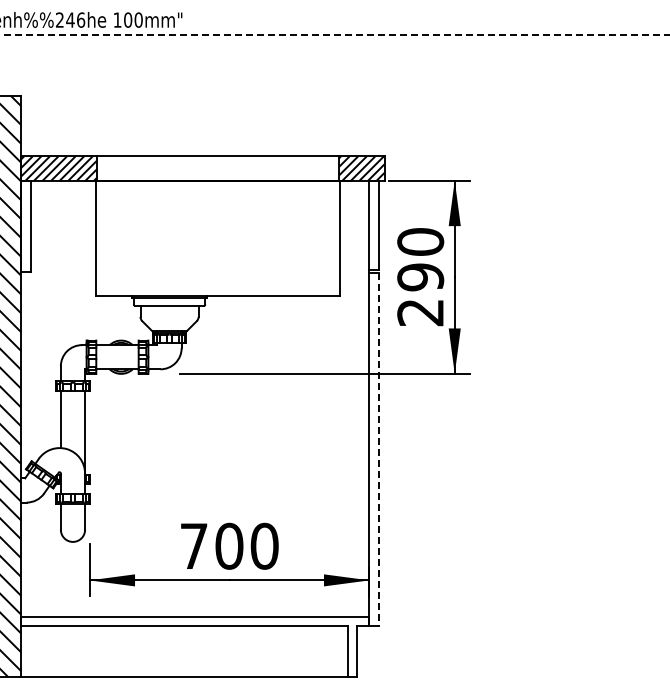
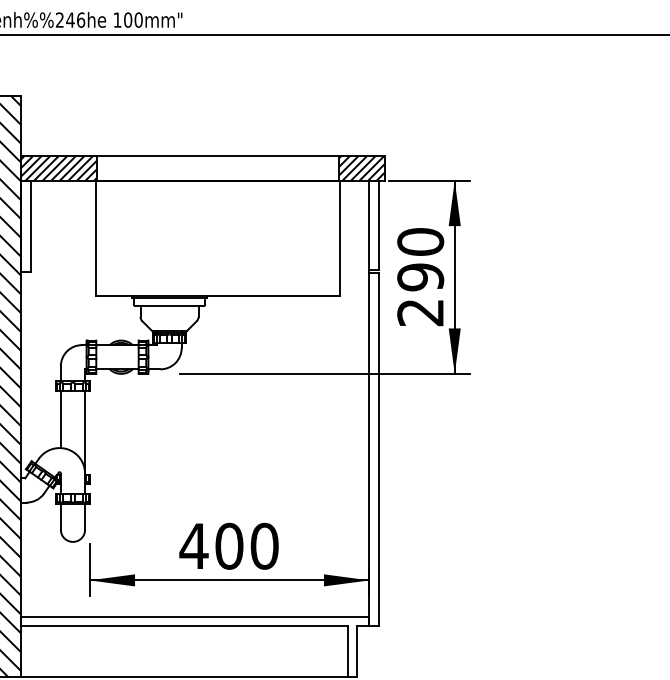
line: dashed -> solid (334, 35)
line: dashed -> solid (379, 449)
text: 700 -> 400 (193, 545)
